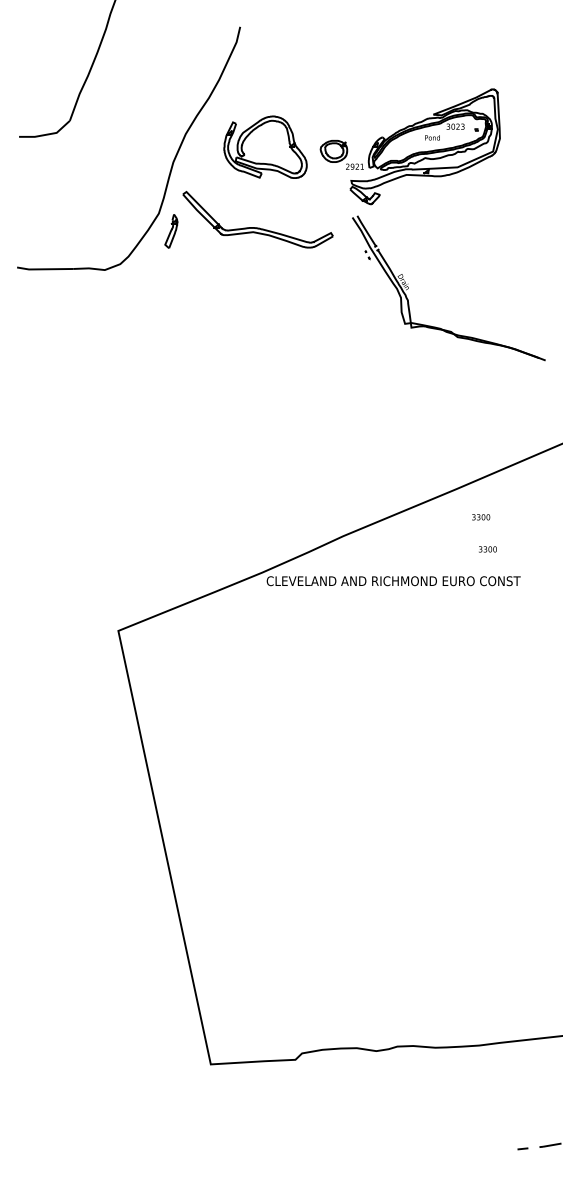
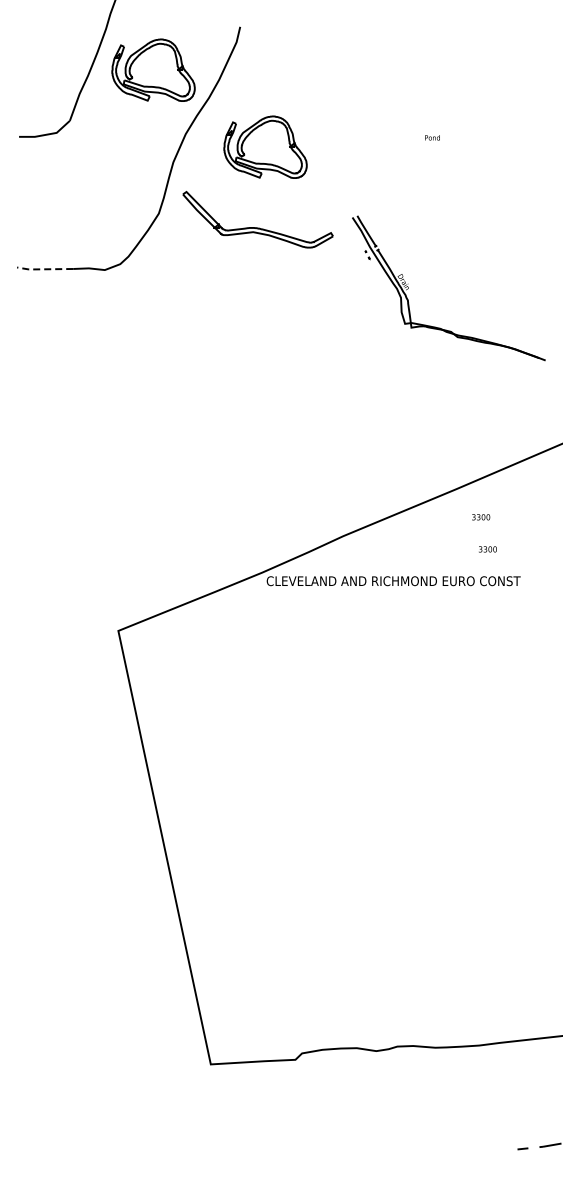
part: none -> present (153, 69)
part: present -> none (409, 146)
part: present -> none (171, 231)
line: solid -> dashed (43, 269)
